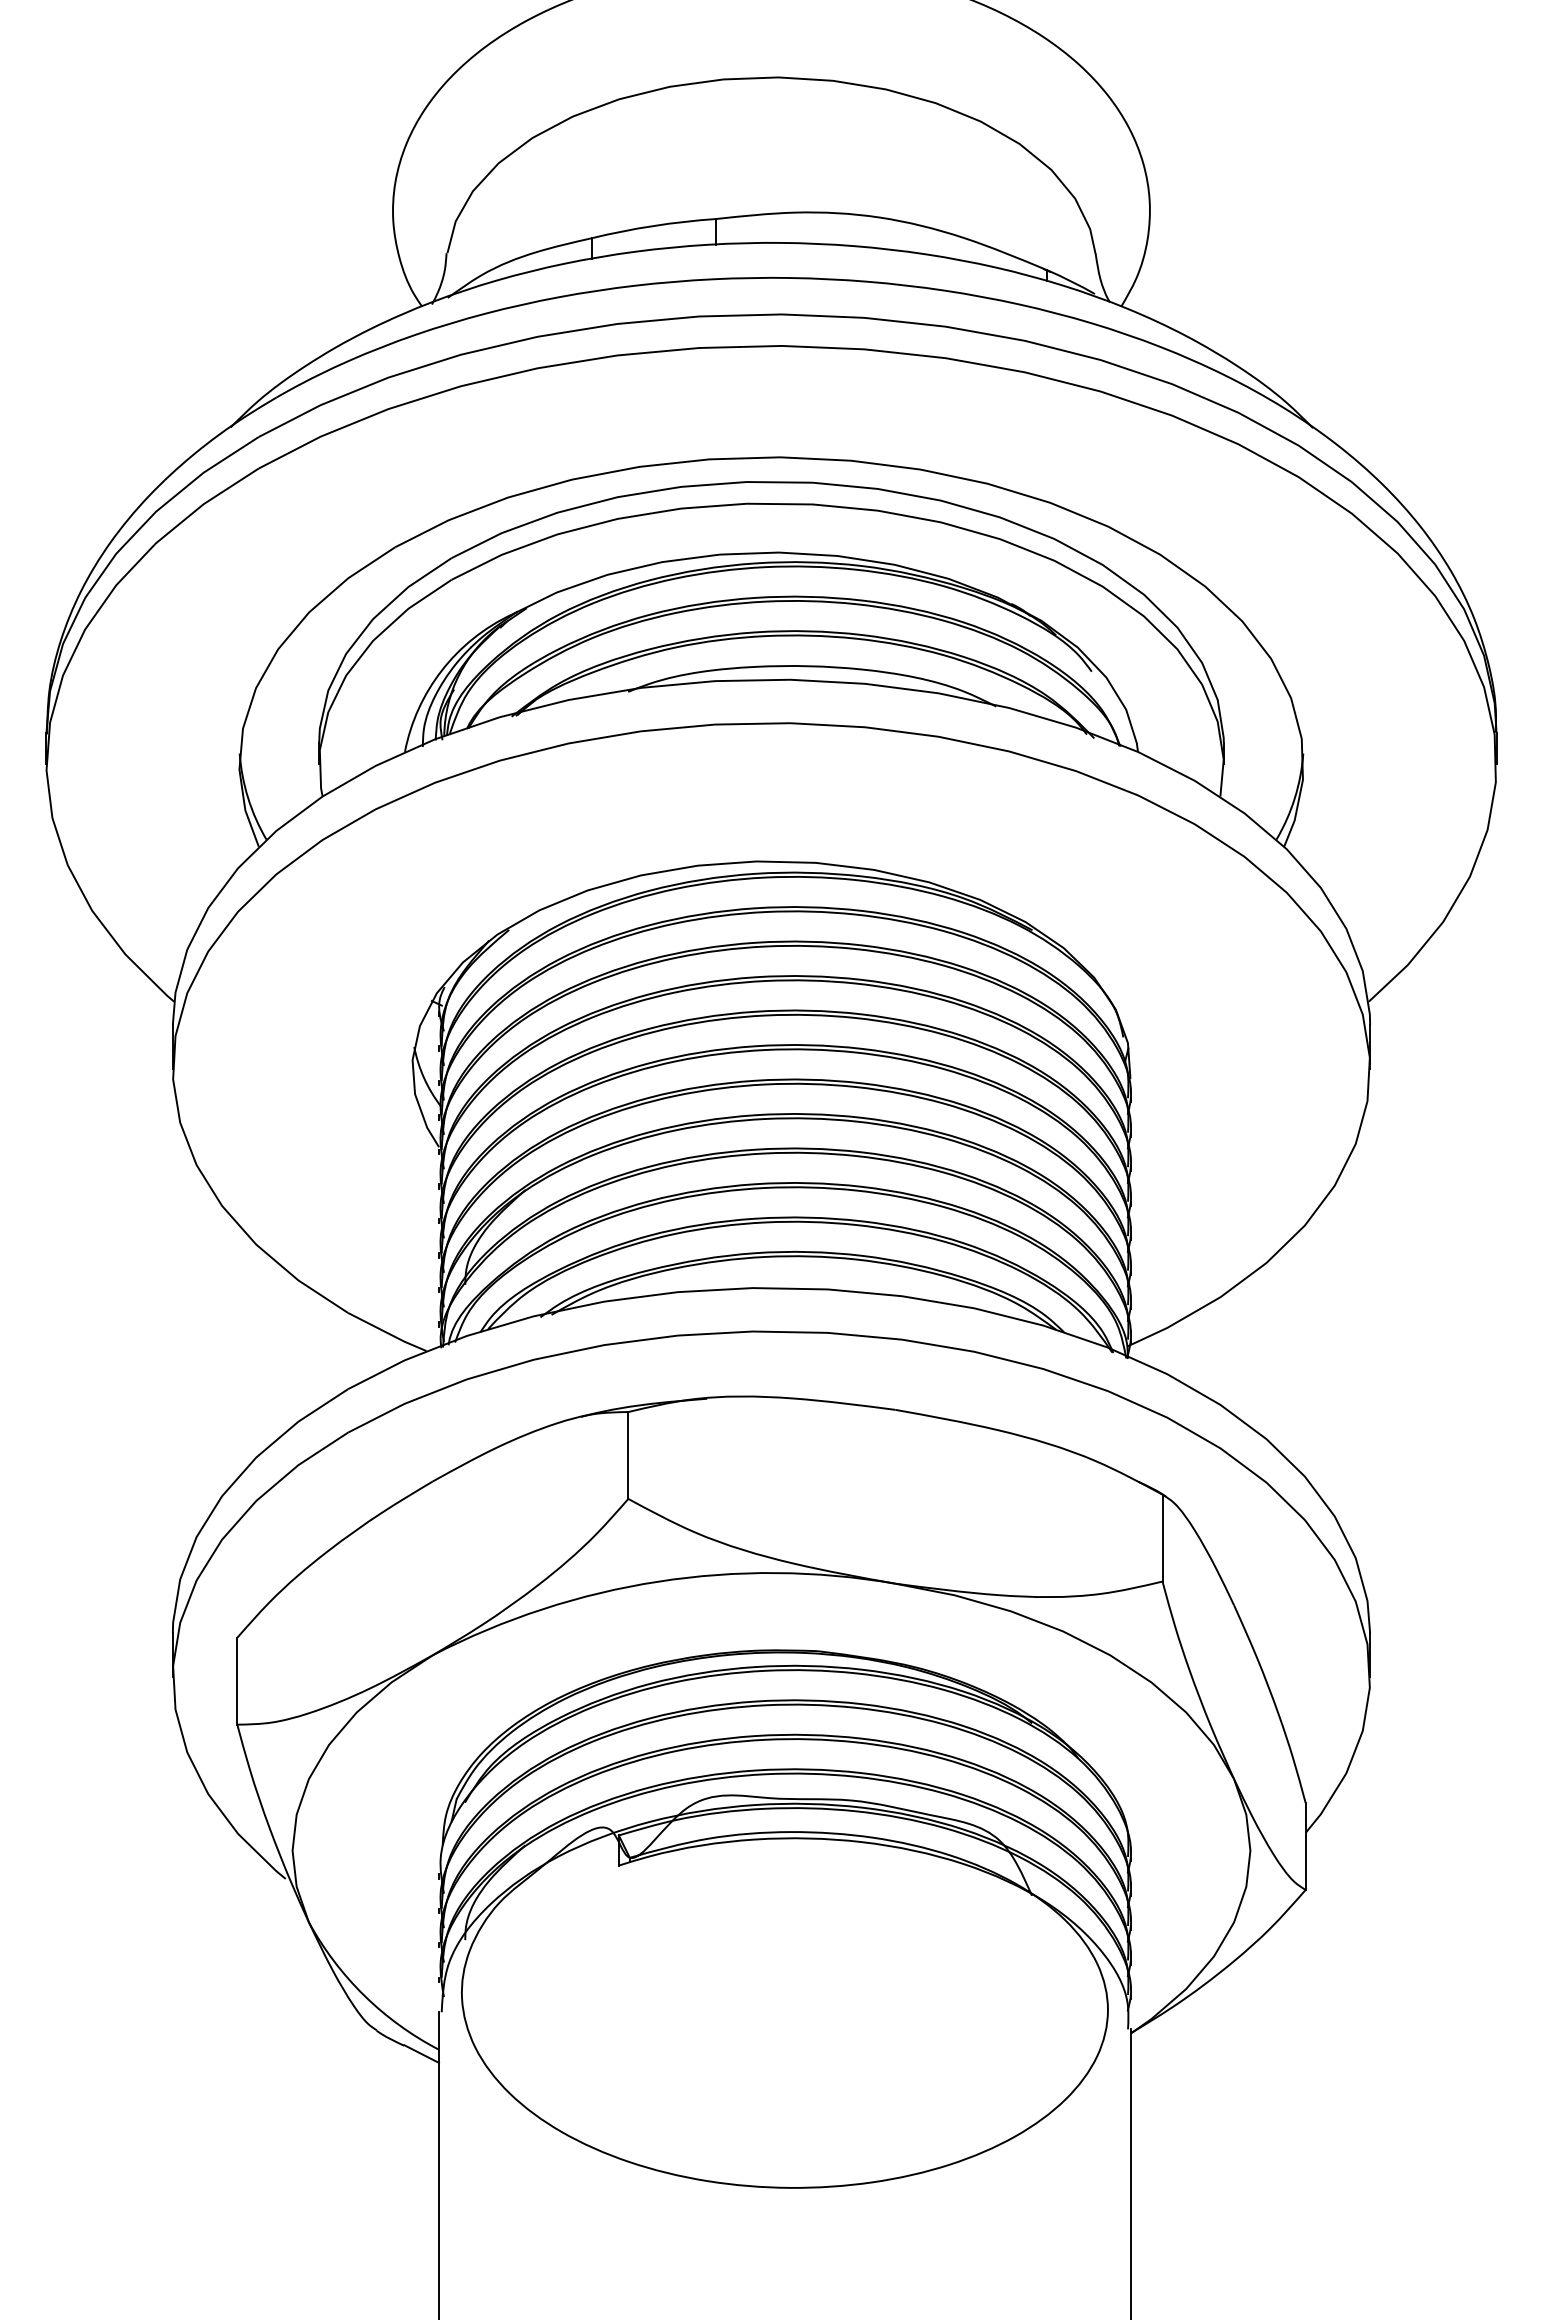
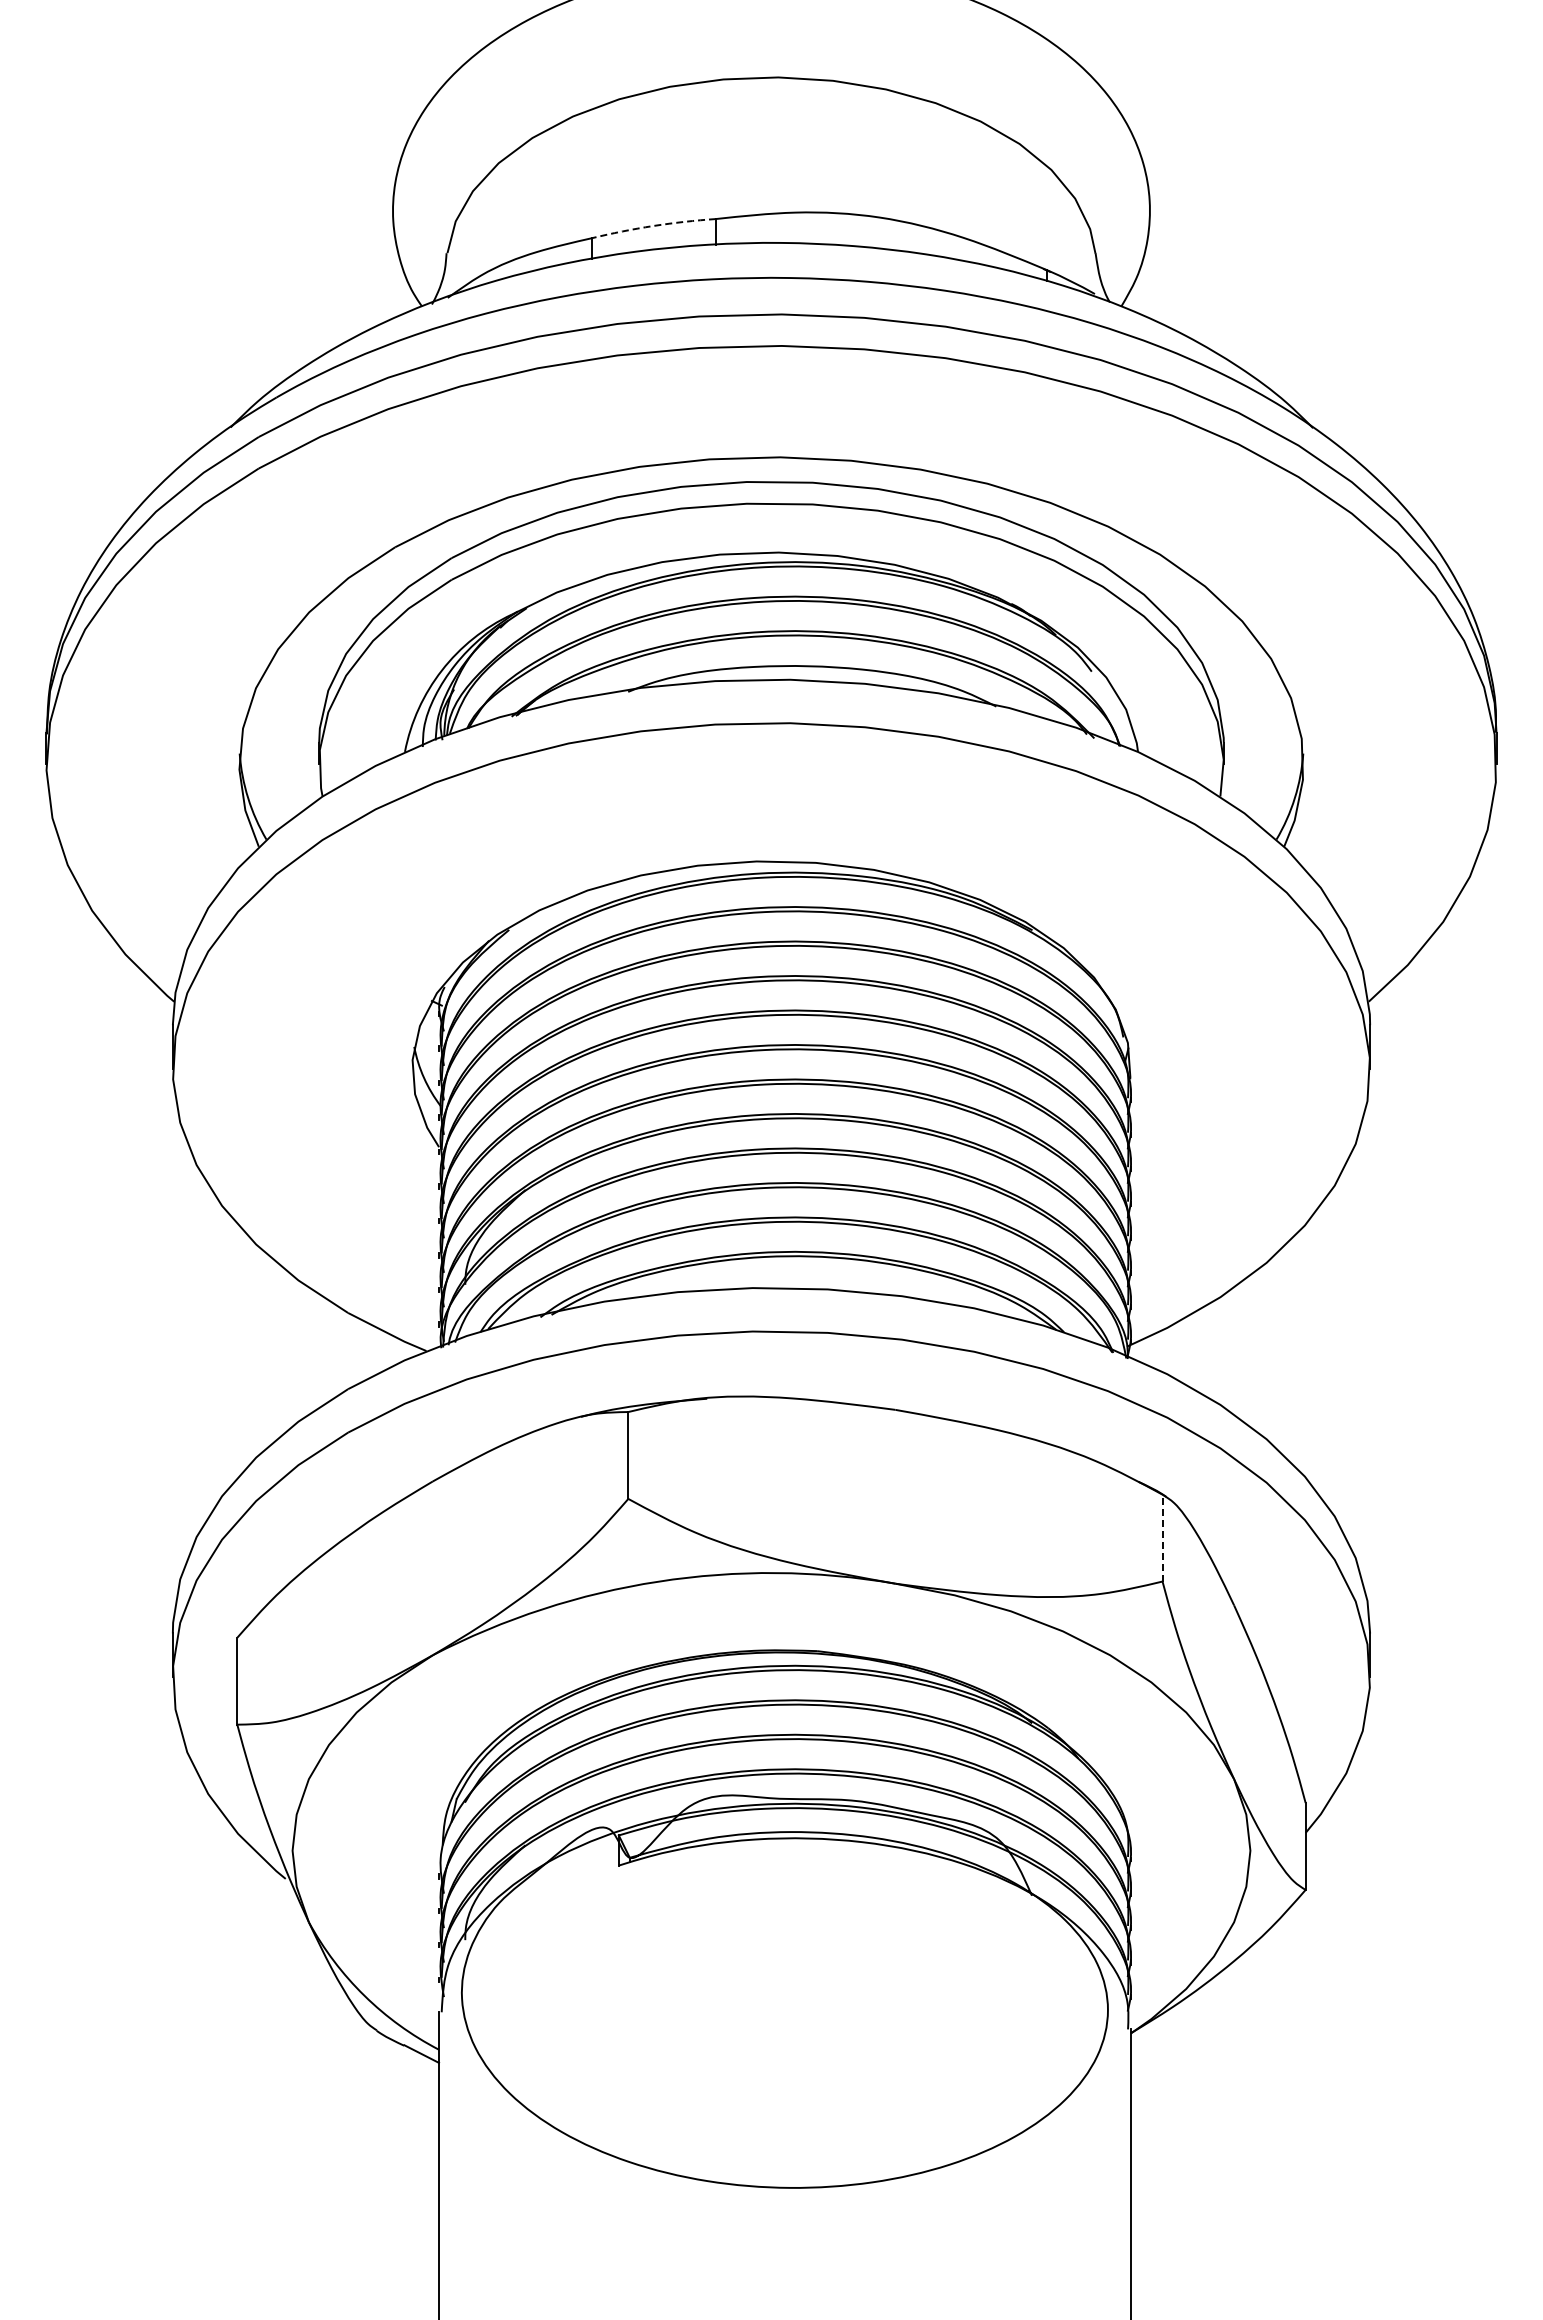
arc: solid -> dashed (653, 226)
line: solid -> dashed (1162, 1537)
